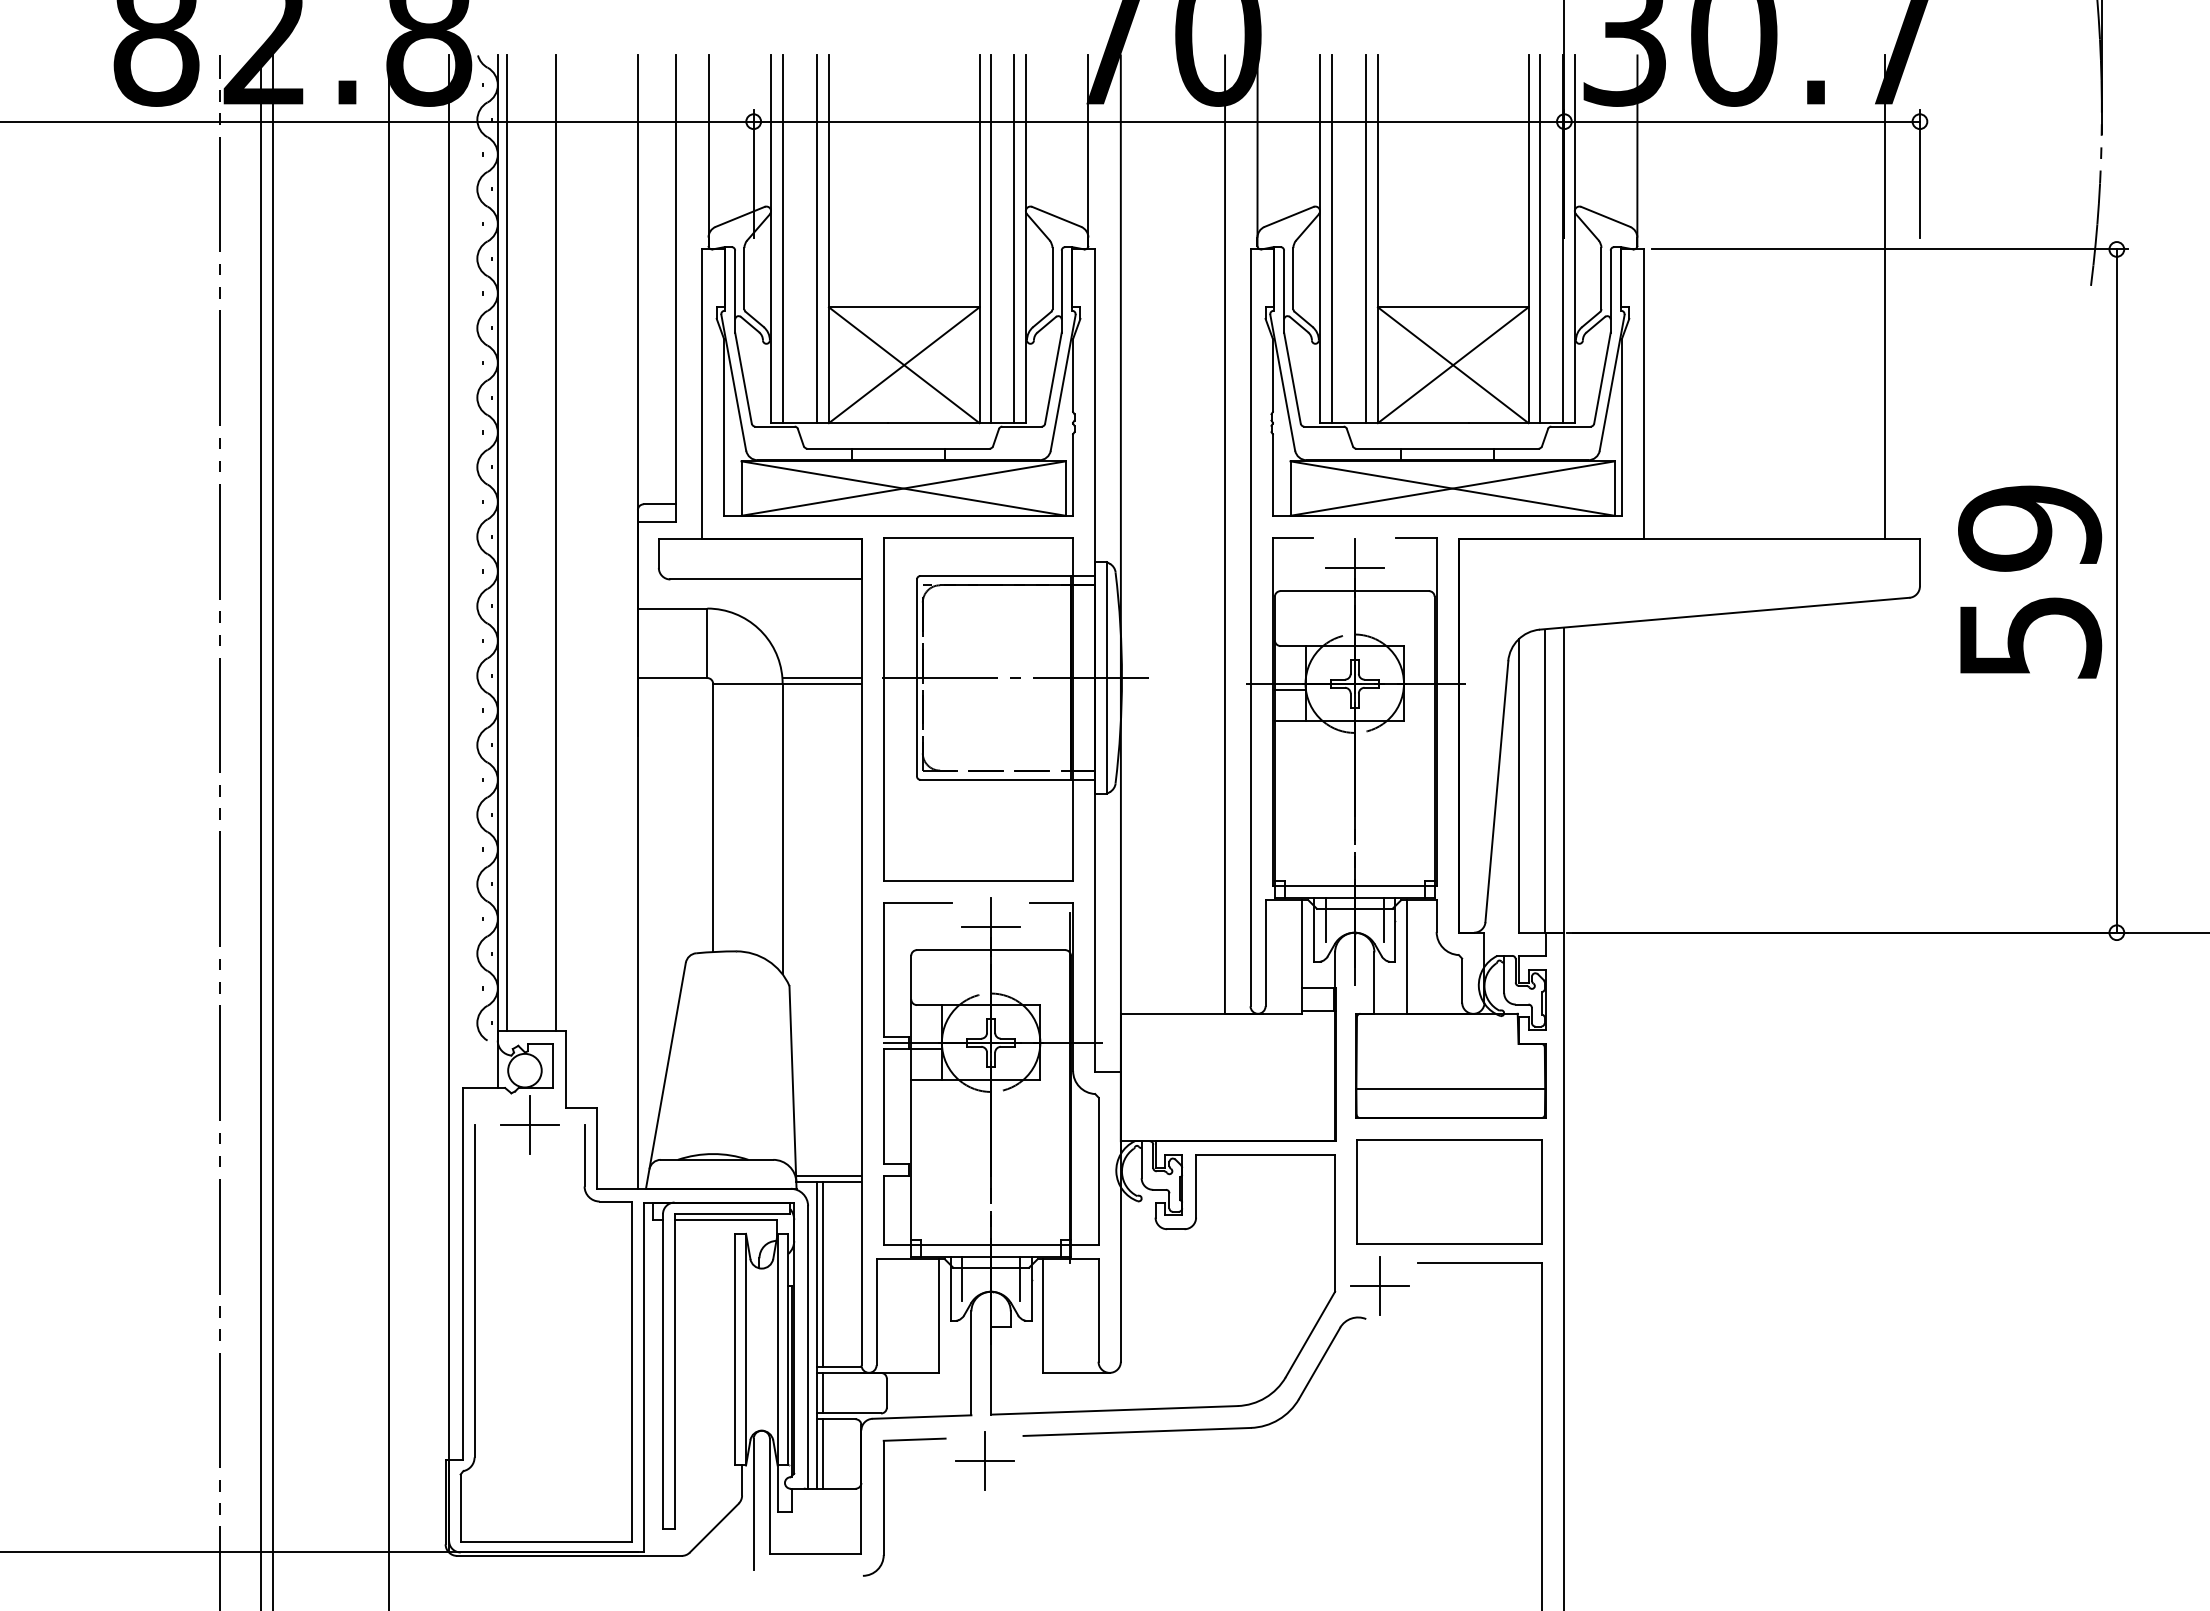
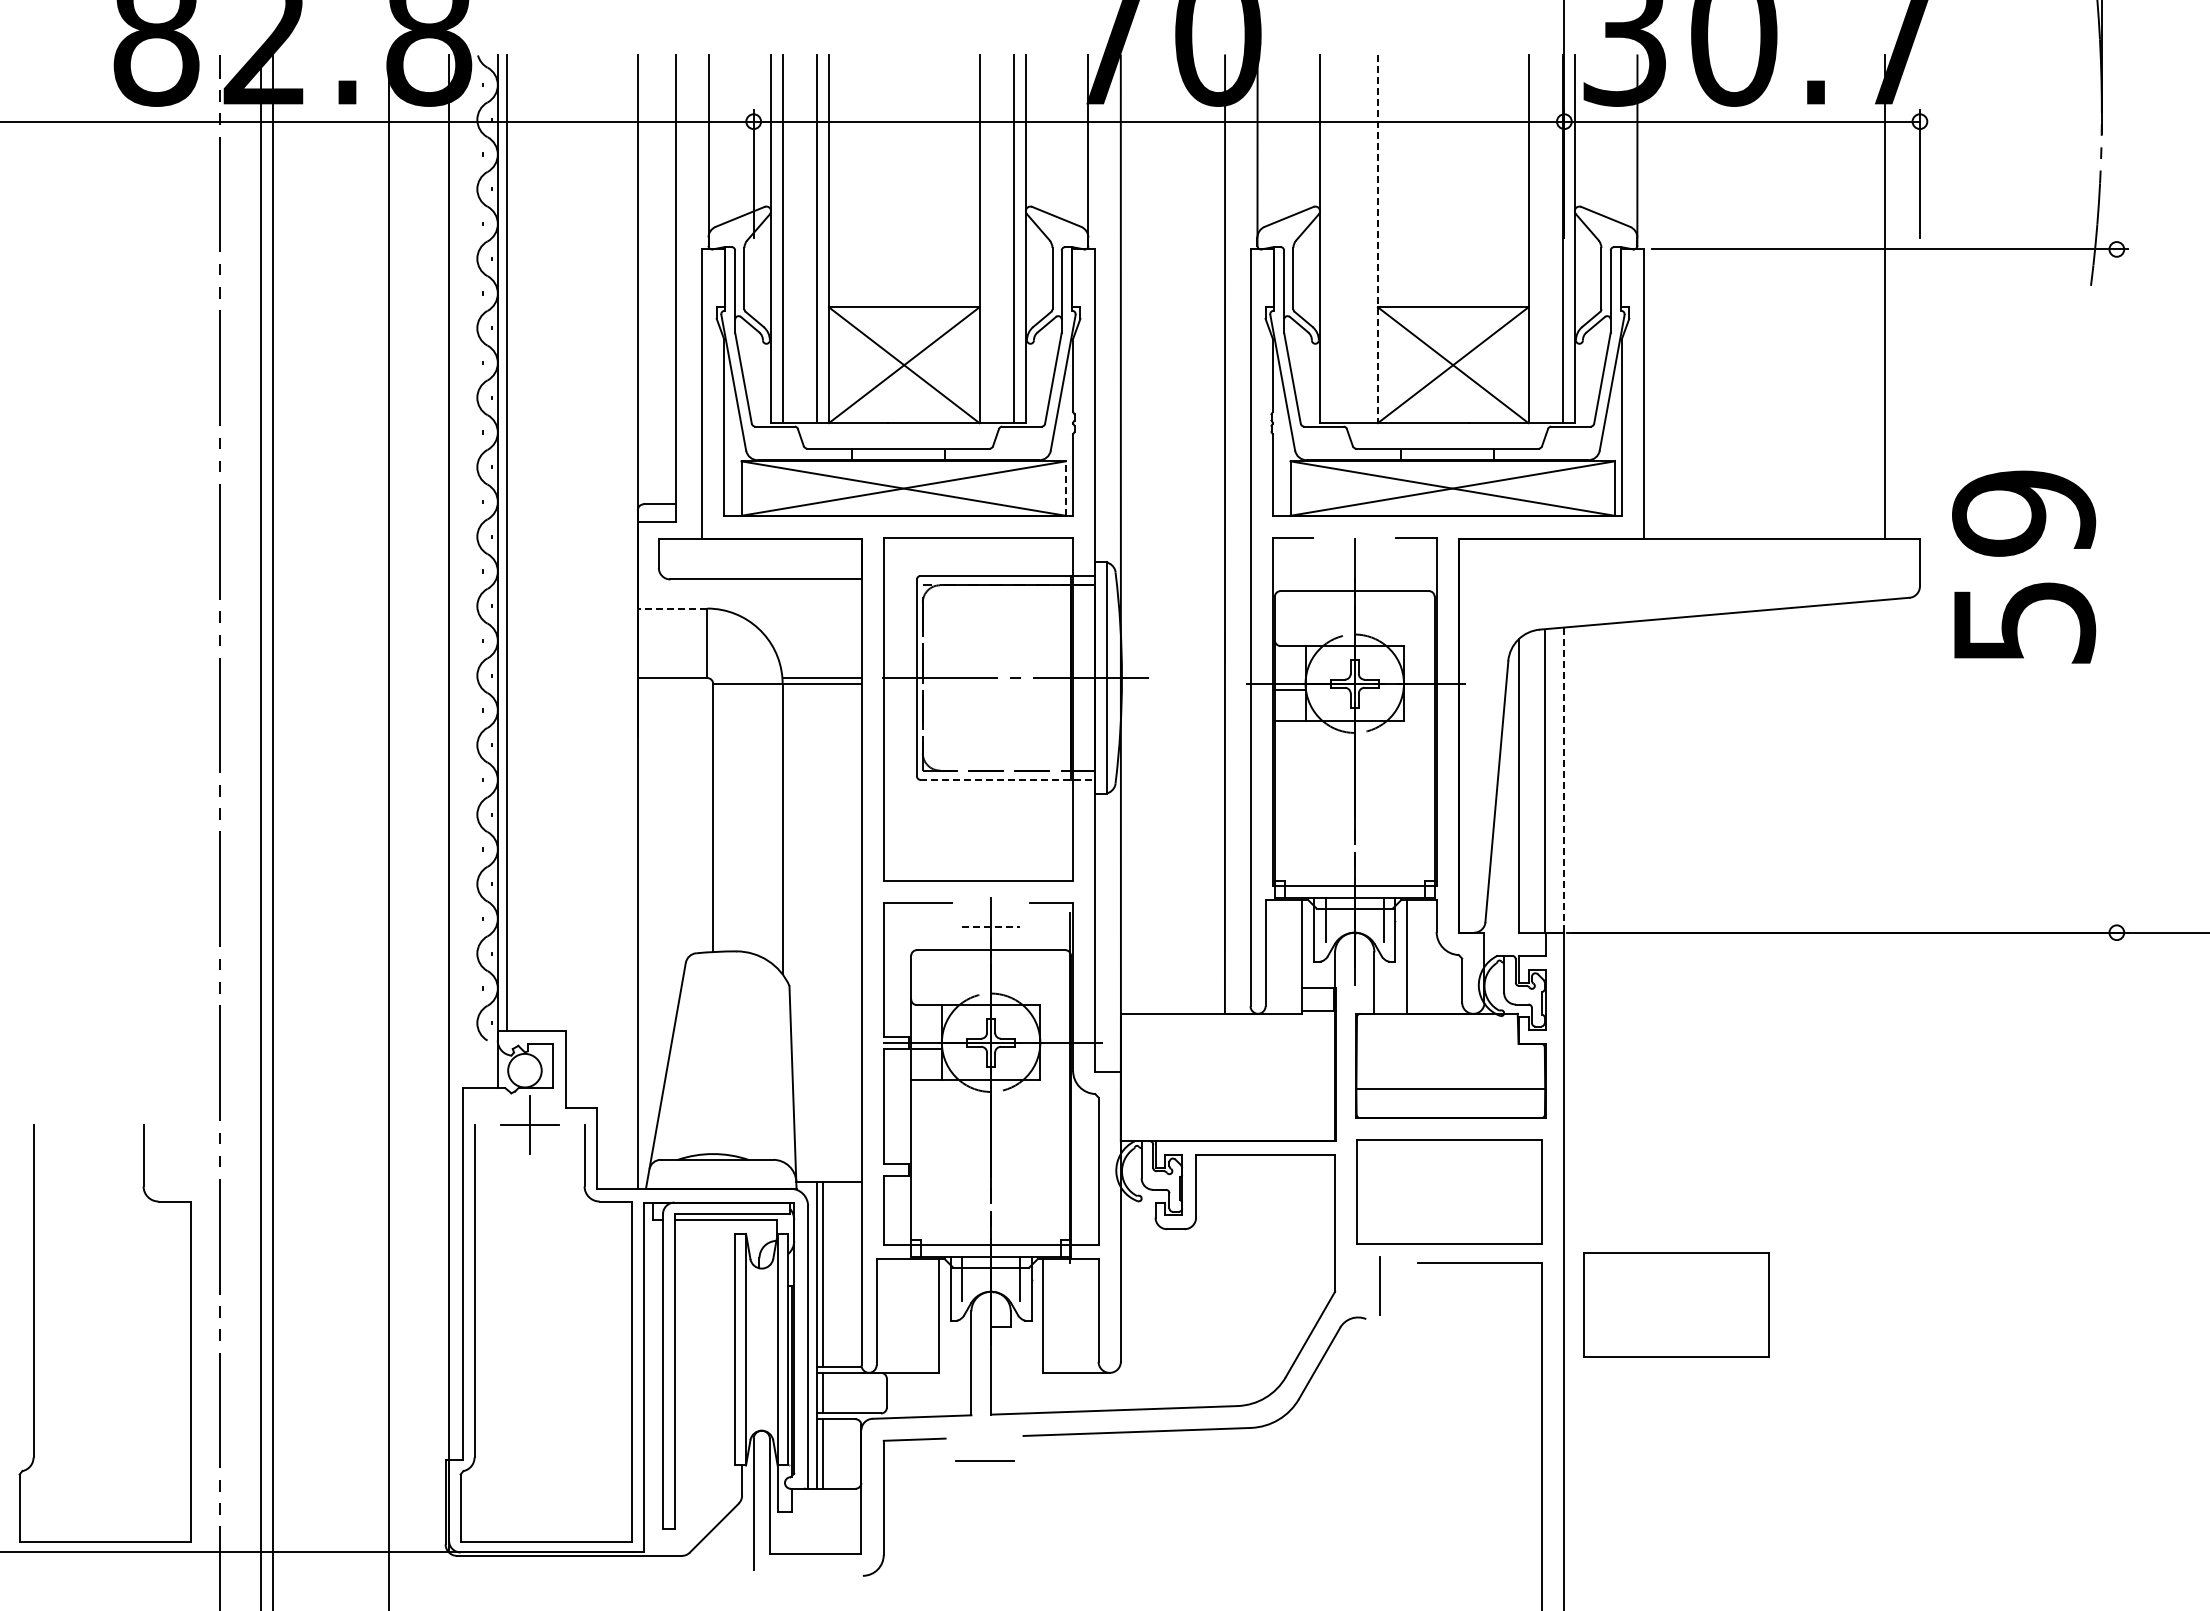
line: present -> none (991, 239)
line: present -> none (1331, 239)
line: present -> none (1366, 239)
line: solid -> dashed (1377, 239)
line: present -> none (1540, 239)
line: solid -> dashed (1065, 488)
line: present -> none (555, 543)
line: present -> none (1354, 567)
text position: (2030, 581) -> (2024, 566) (2024, 566)
line: present -> none (2116, 590)
line: solid -> dashed (672, 608)
line: solid -> dashed (1008, 779)
line: solid -> dashed (1564, 780)
line: solid -> dashed (991, 926)
line: present -> none (828, 1176)
line: present -> none (1380, 1285)
part: none -> present (1676, 1304)
part: none -> present (34, 1333)
line: present -> none (985, 1460)
